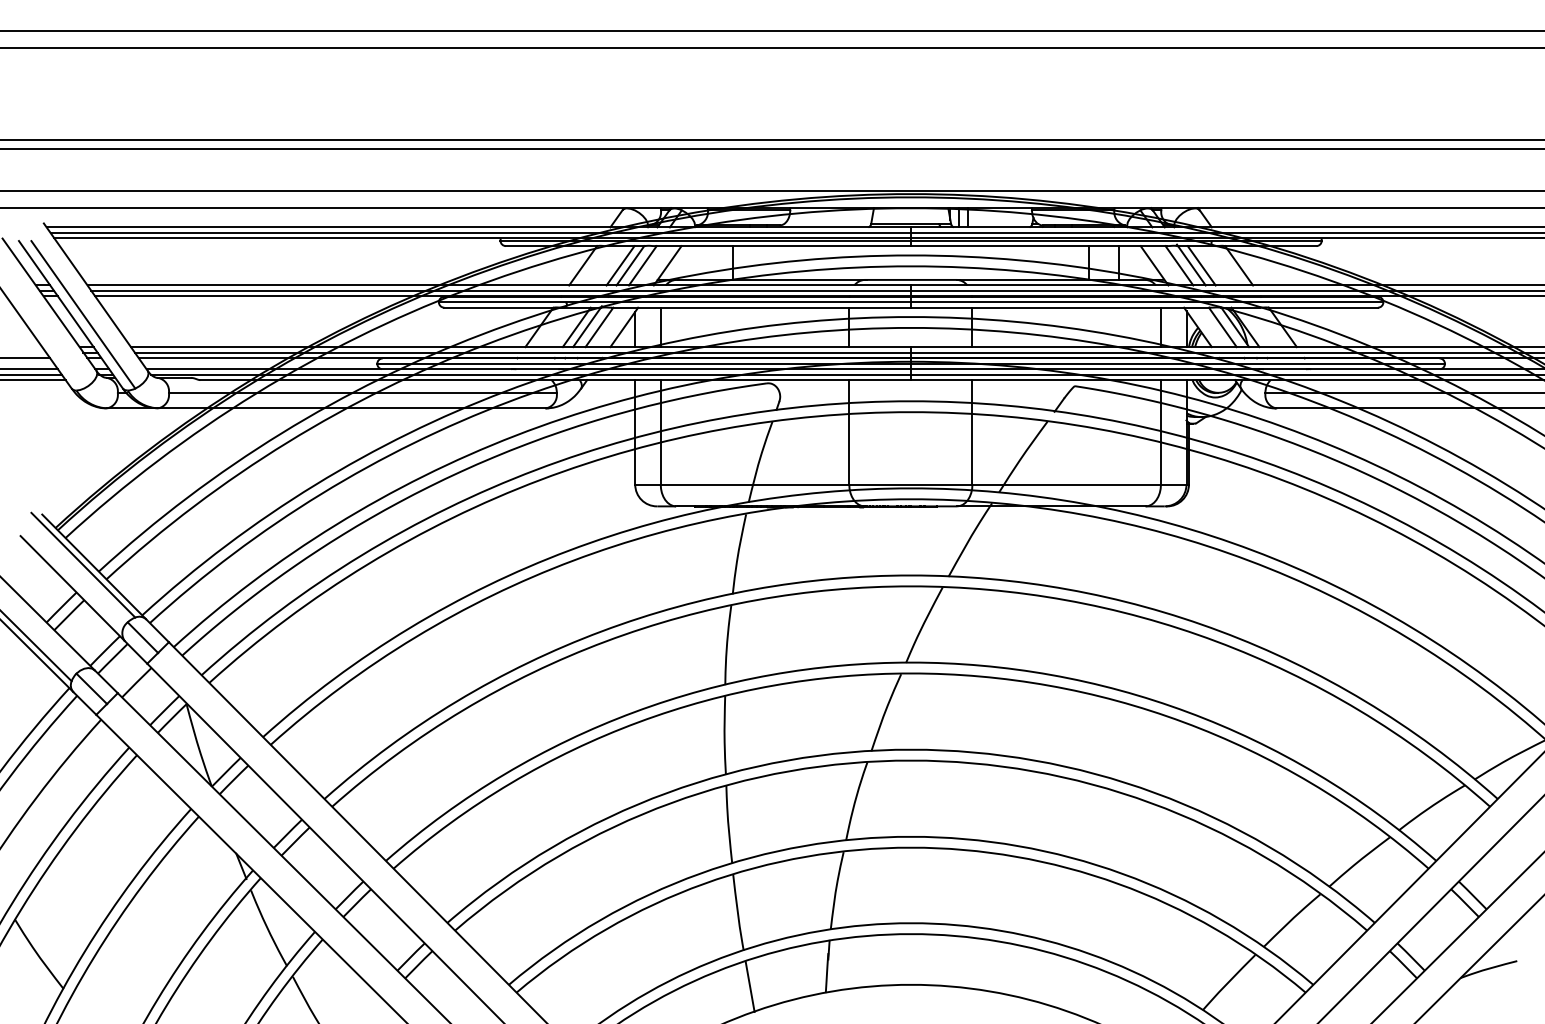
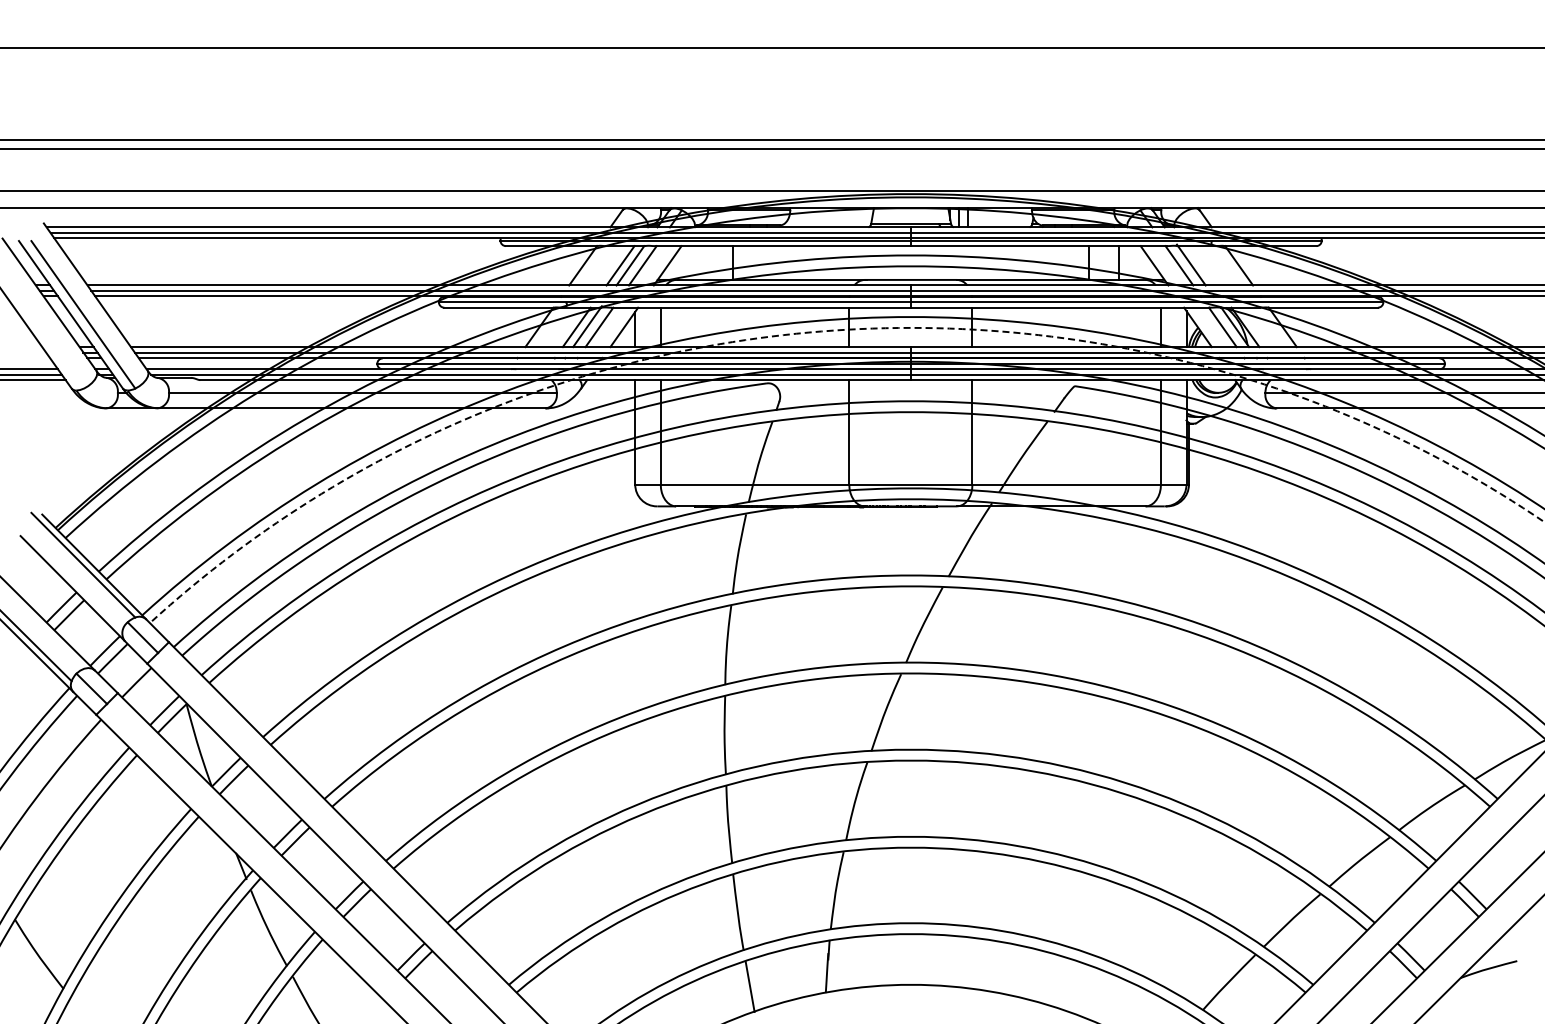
line: present -> none (771, 30)
line: present -> none (1201, 265)
arc: solid -> dashed (829, 330)
line: present -> none (25, 357)
